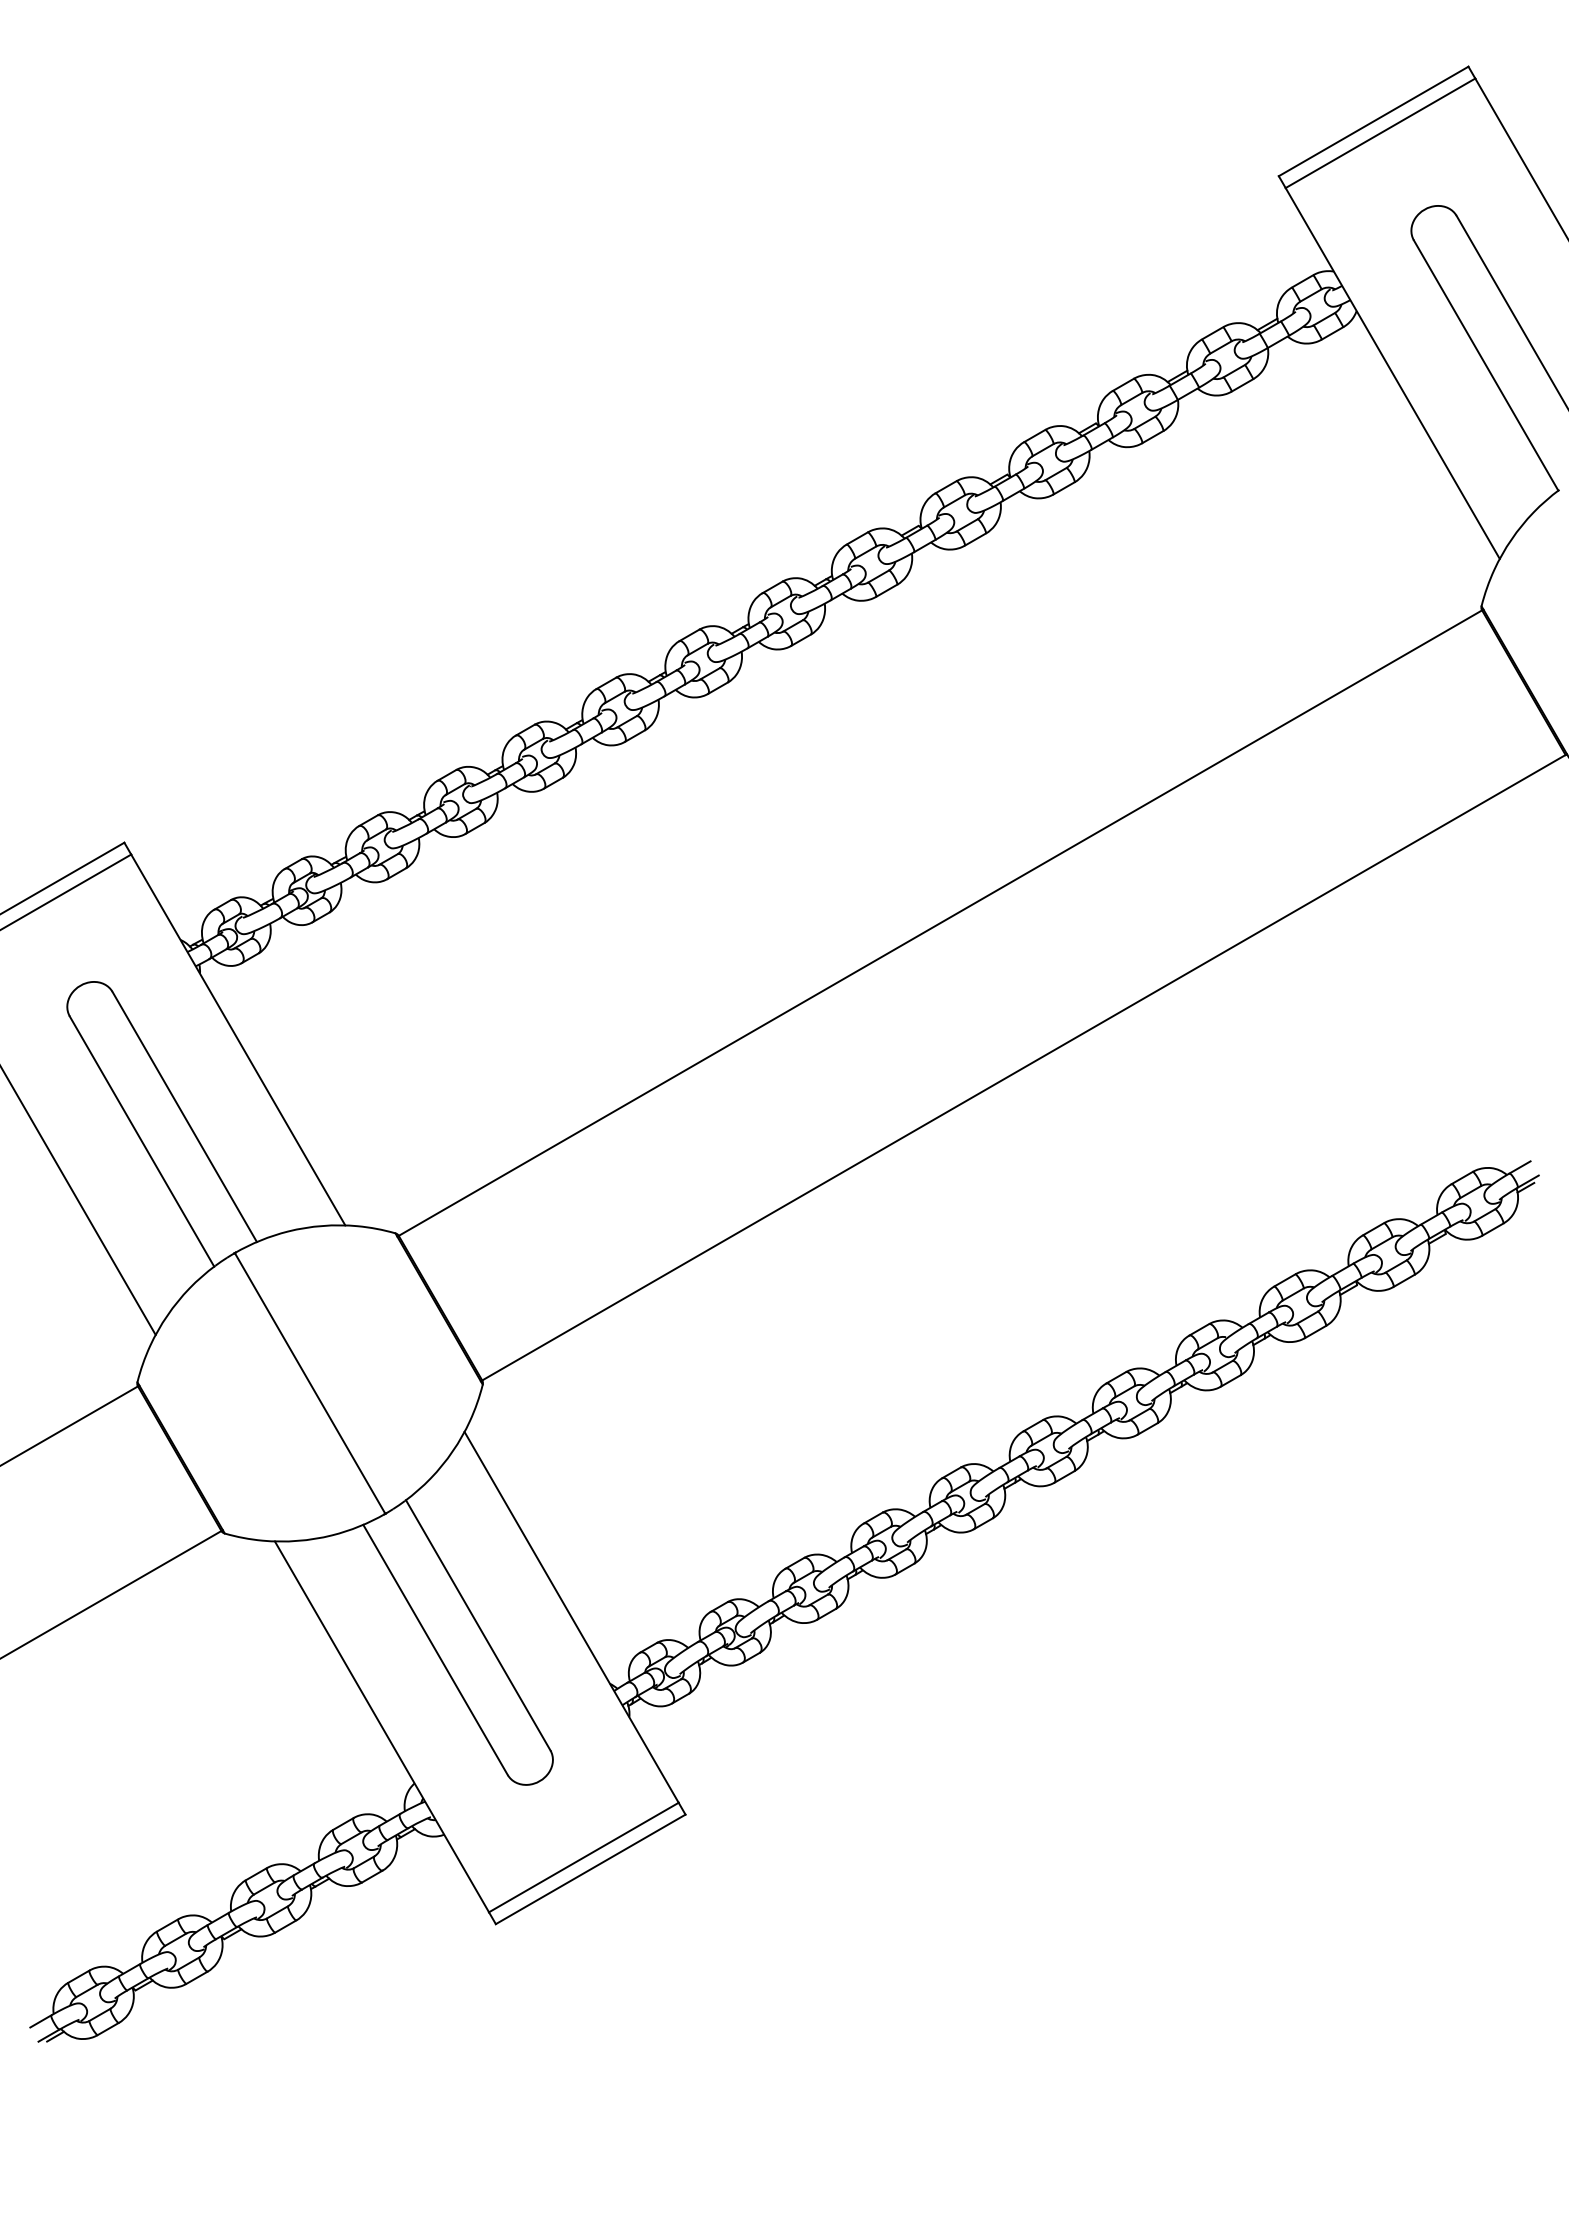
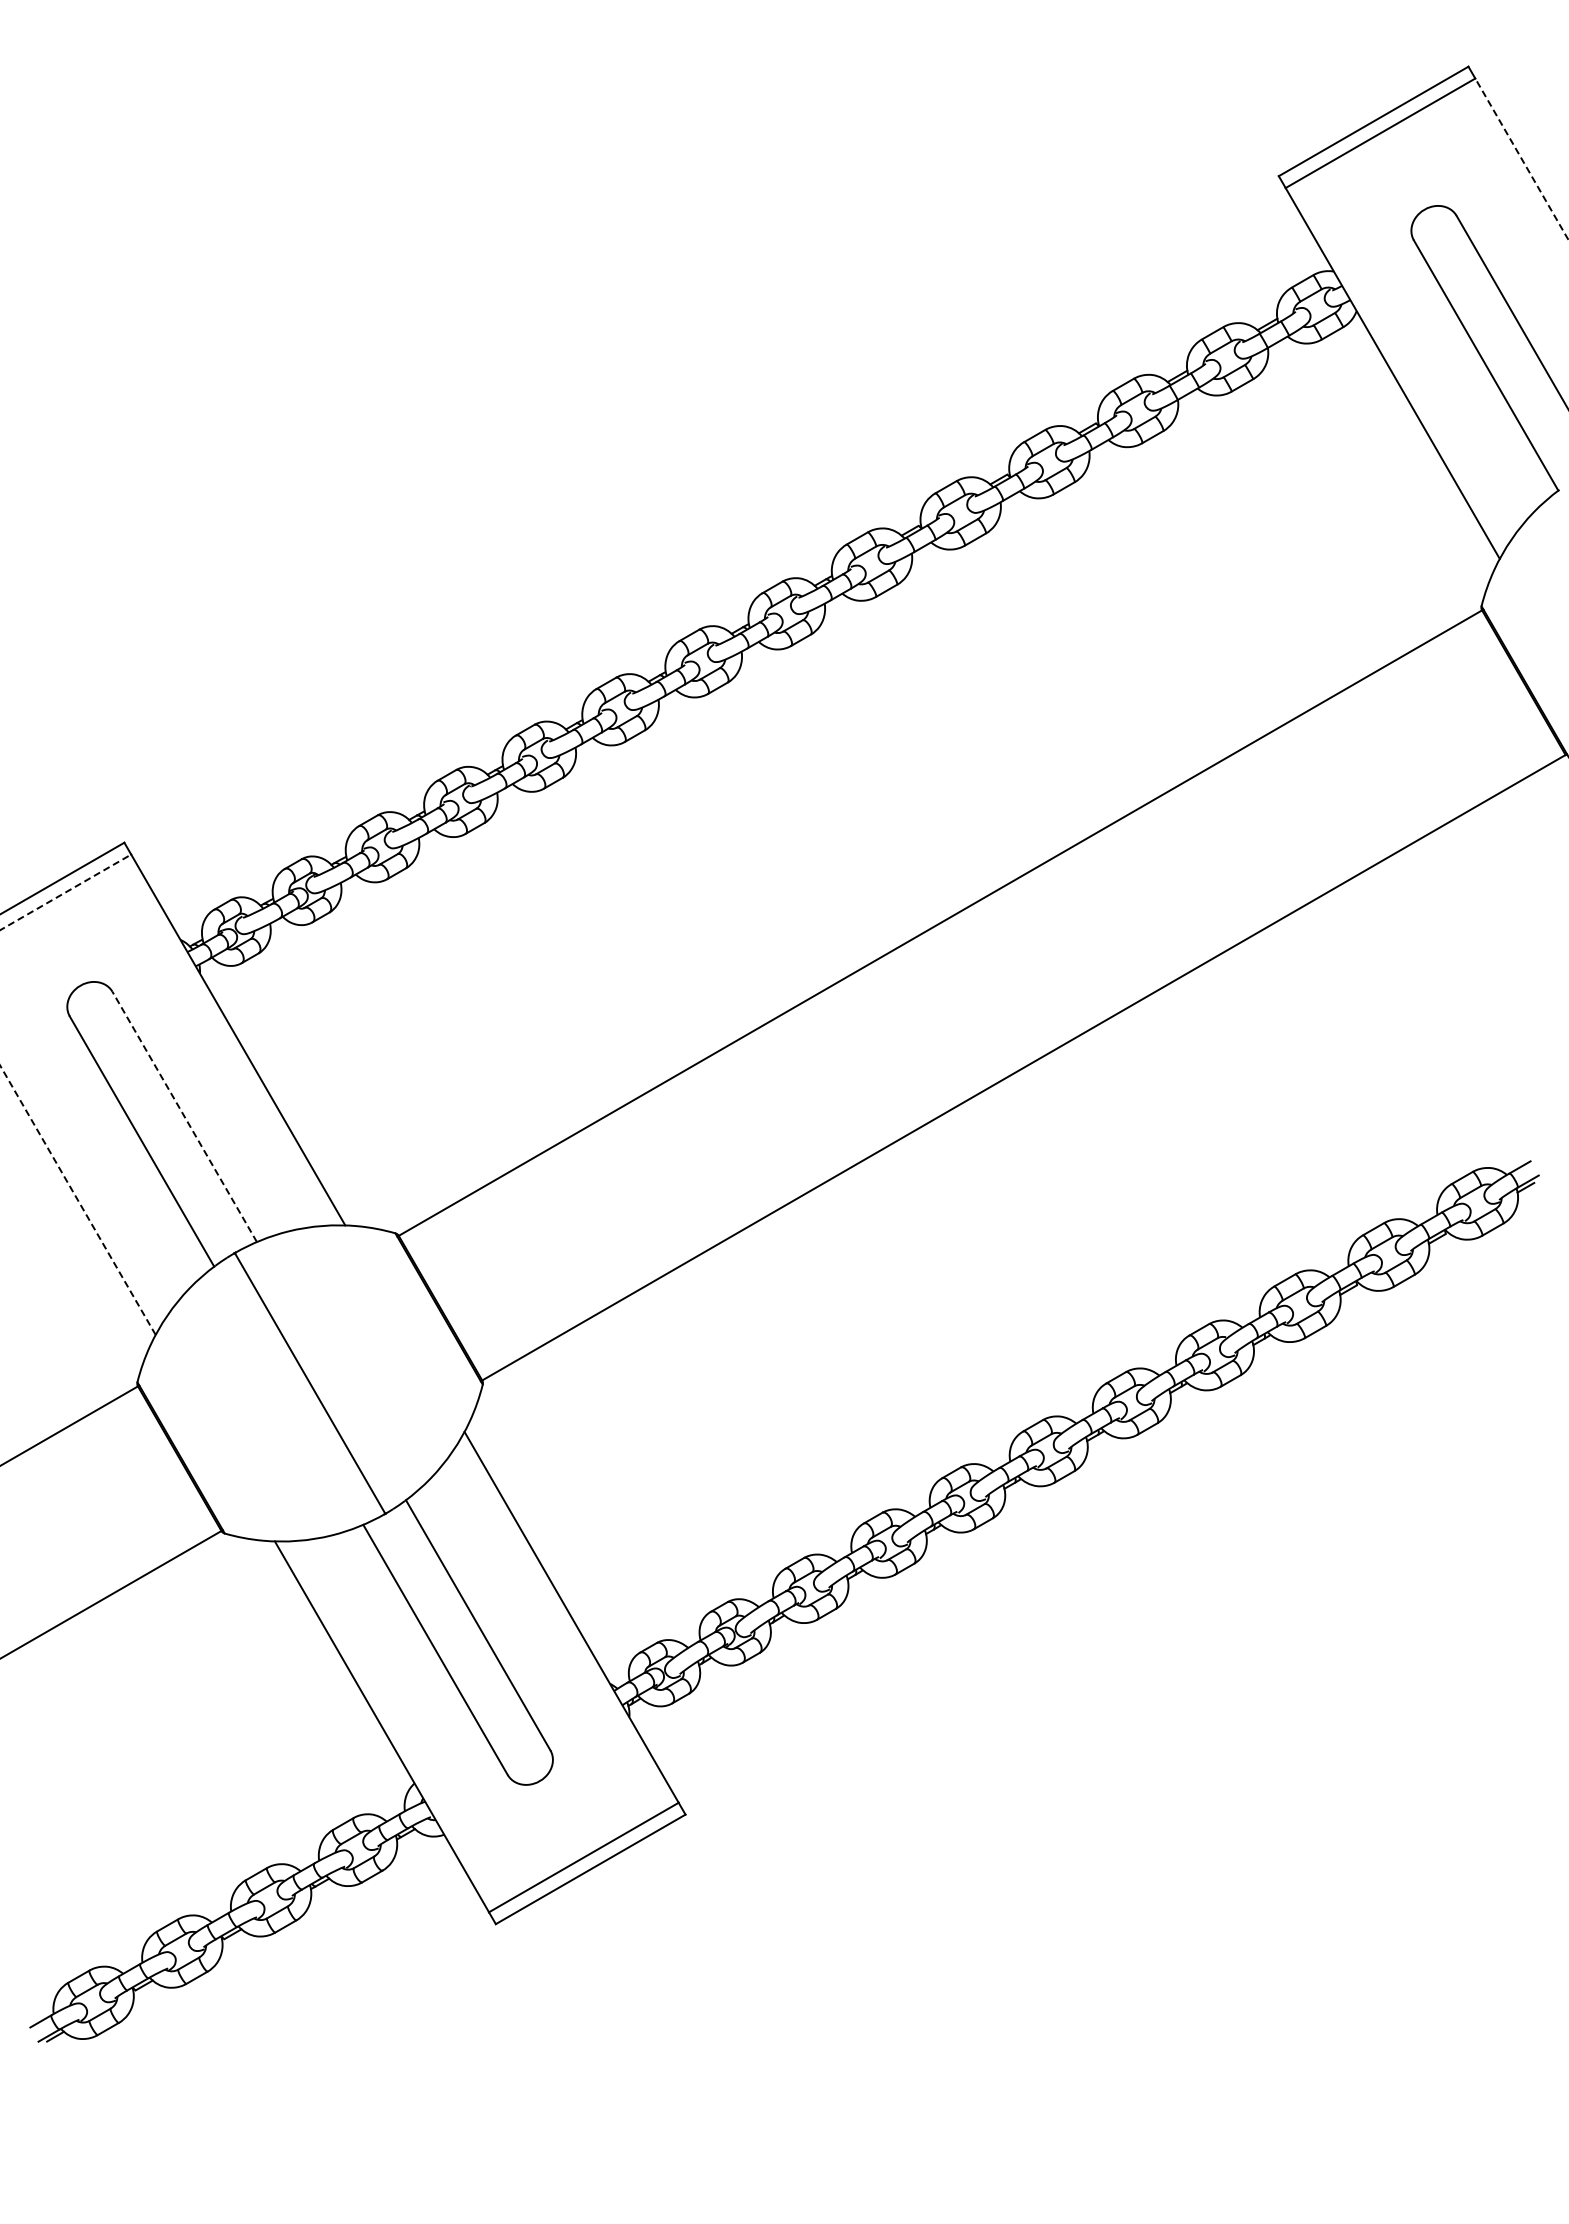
line: solid -> dashed (1521, 158)
line: solid -> dashed (65, 892)
line: solid -> dashed (184, 1116)
line: solid -> dashed (77, 1200)
